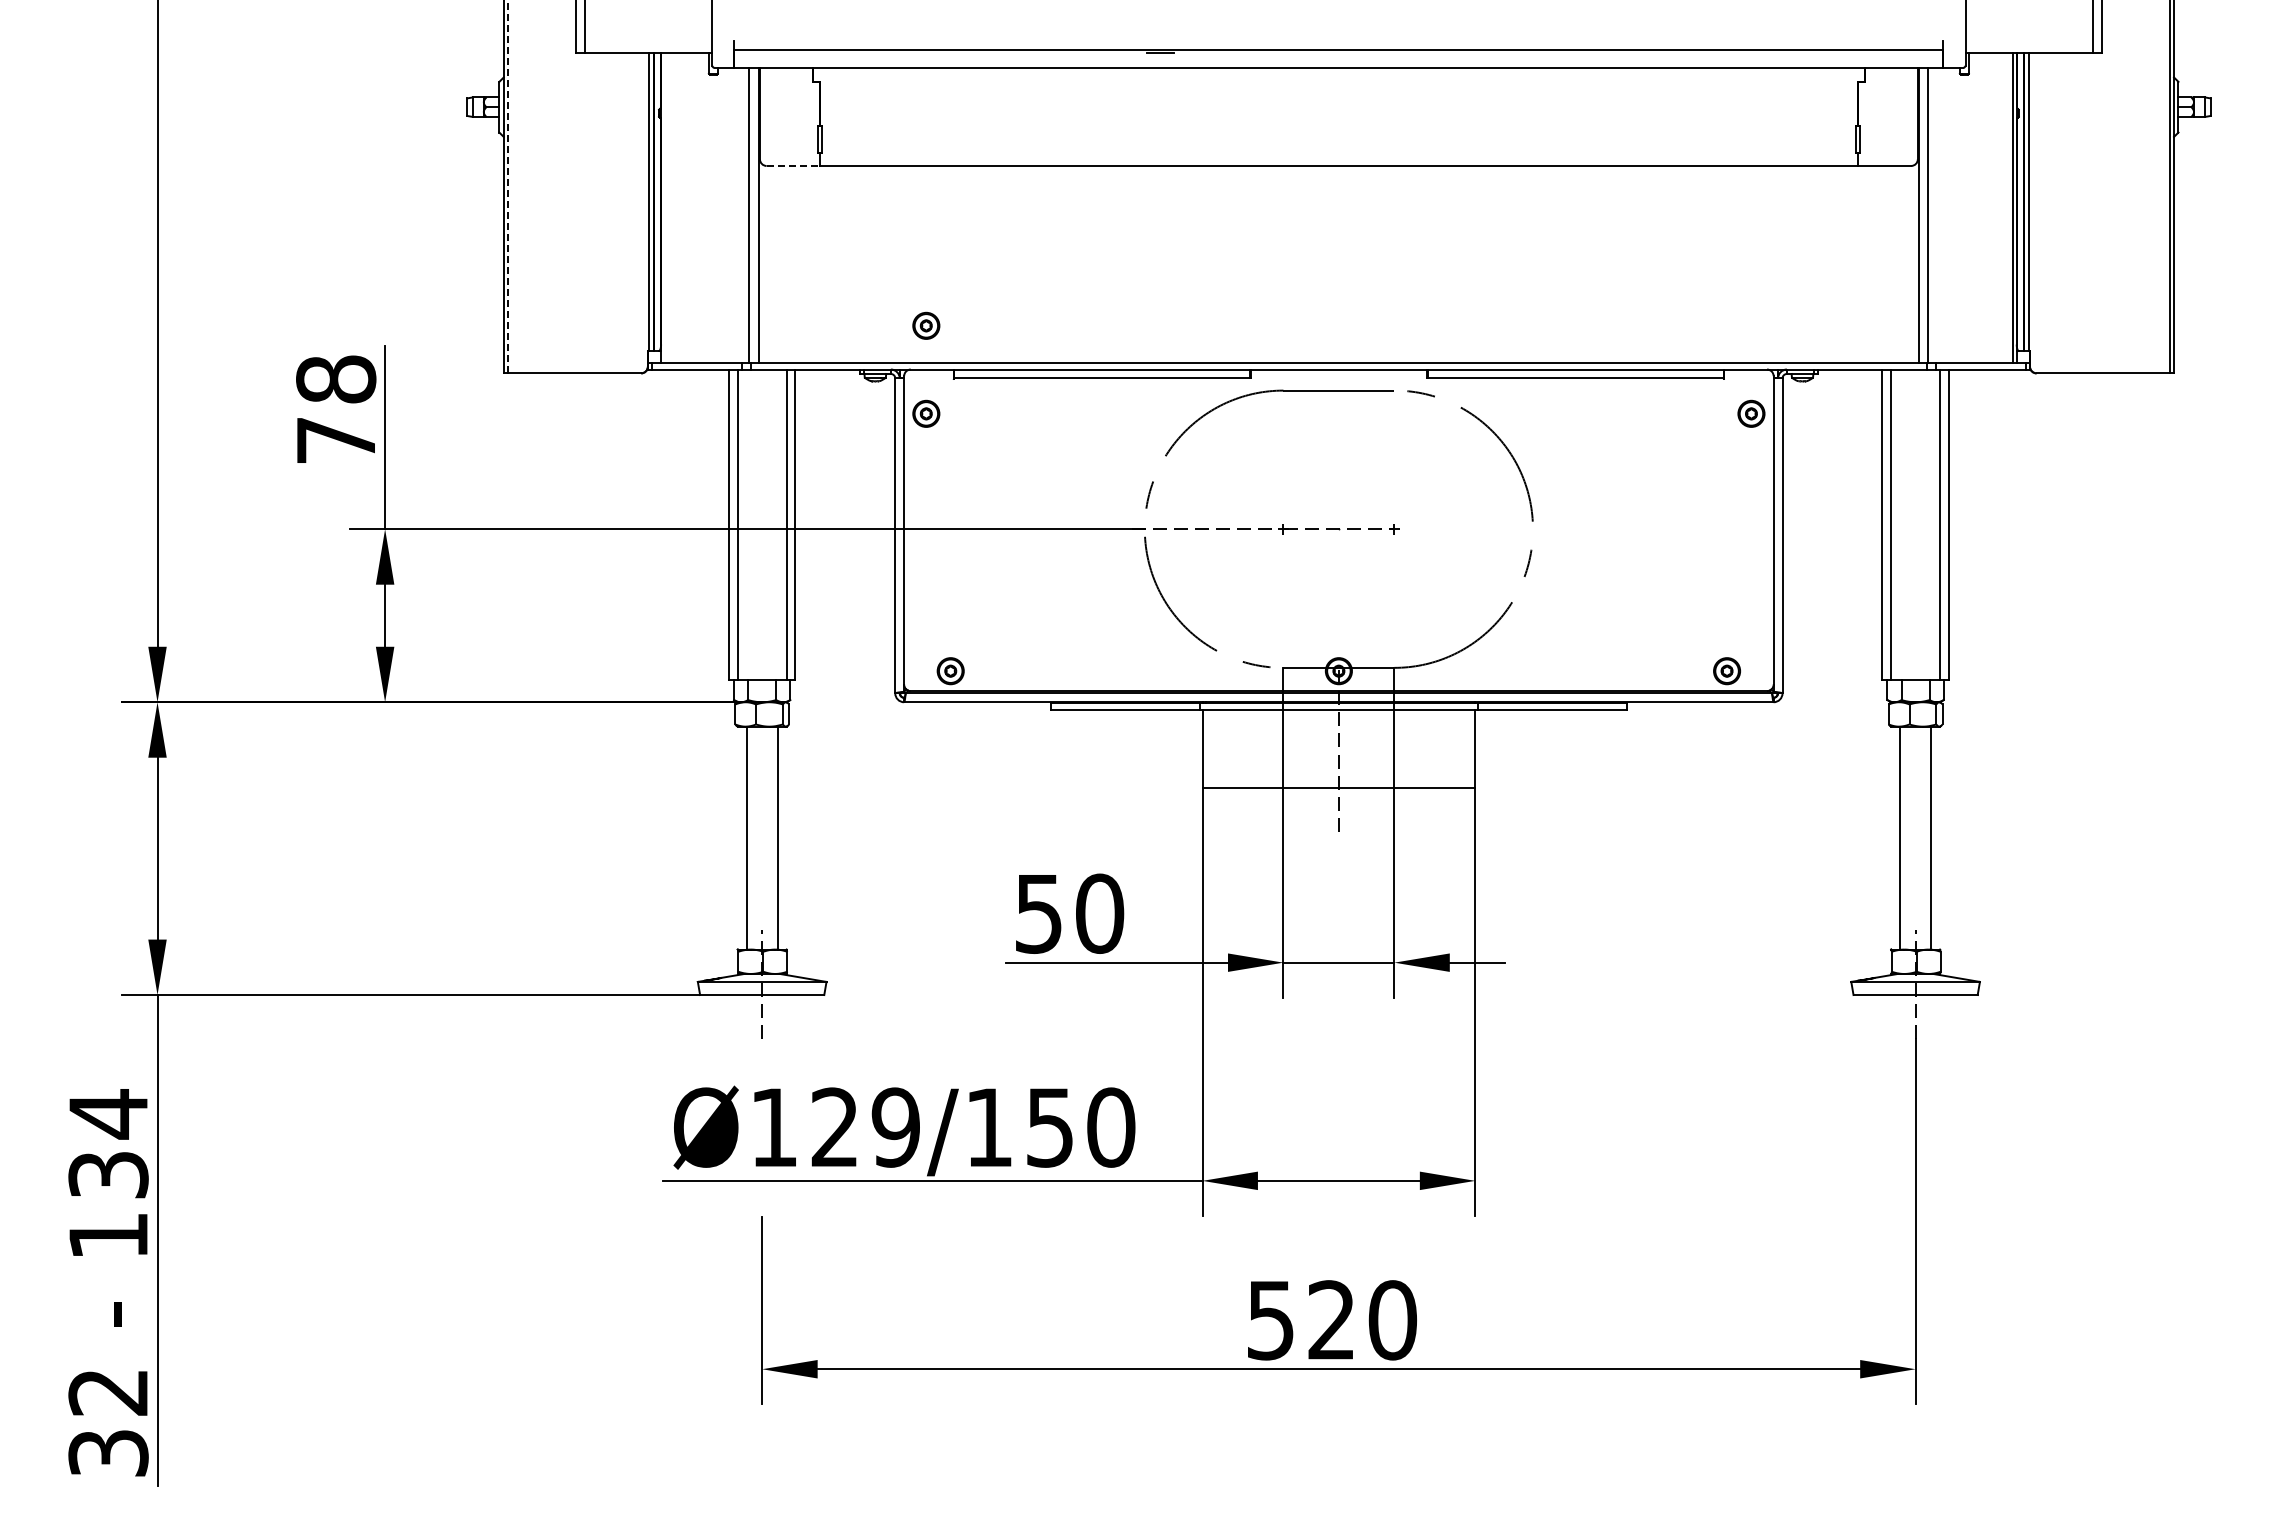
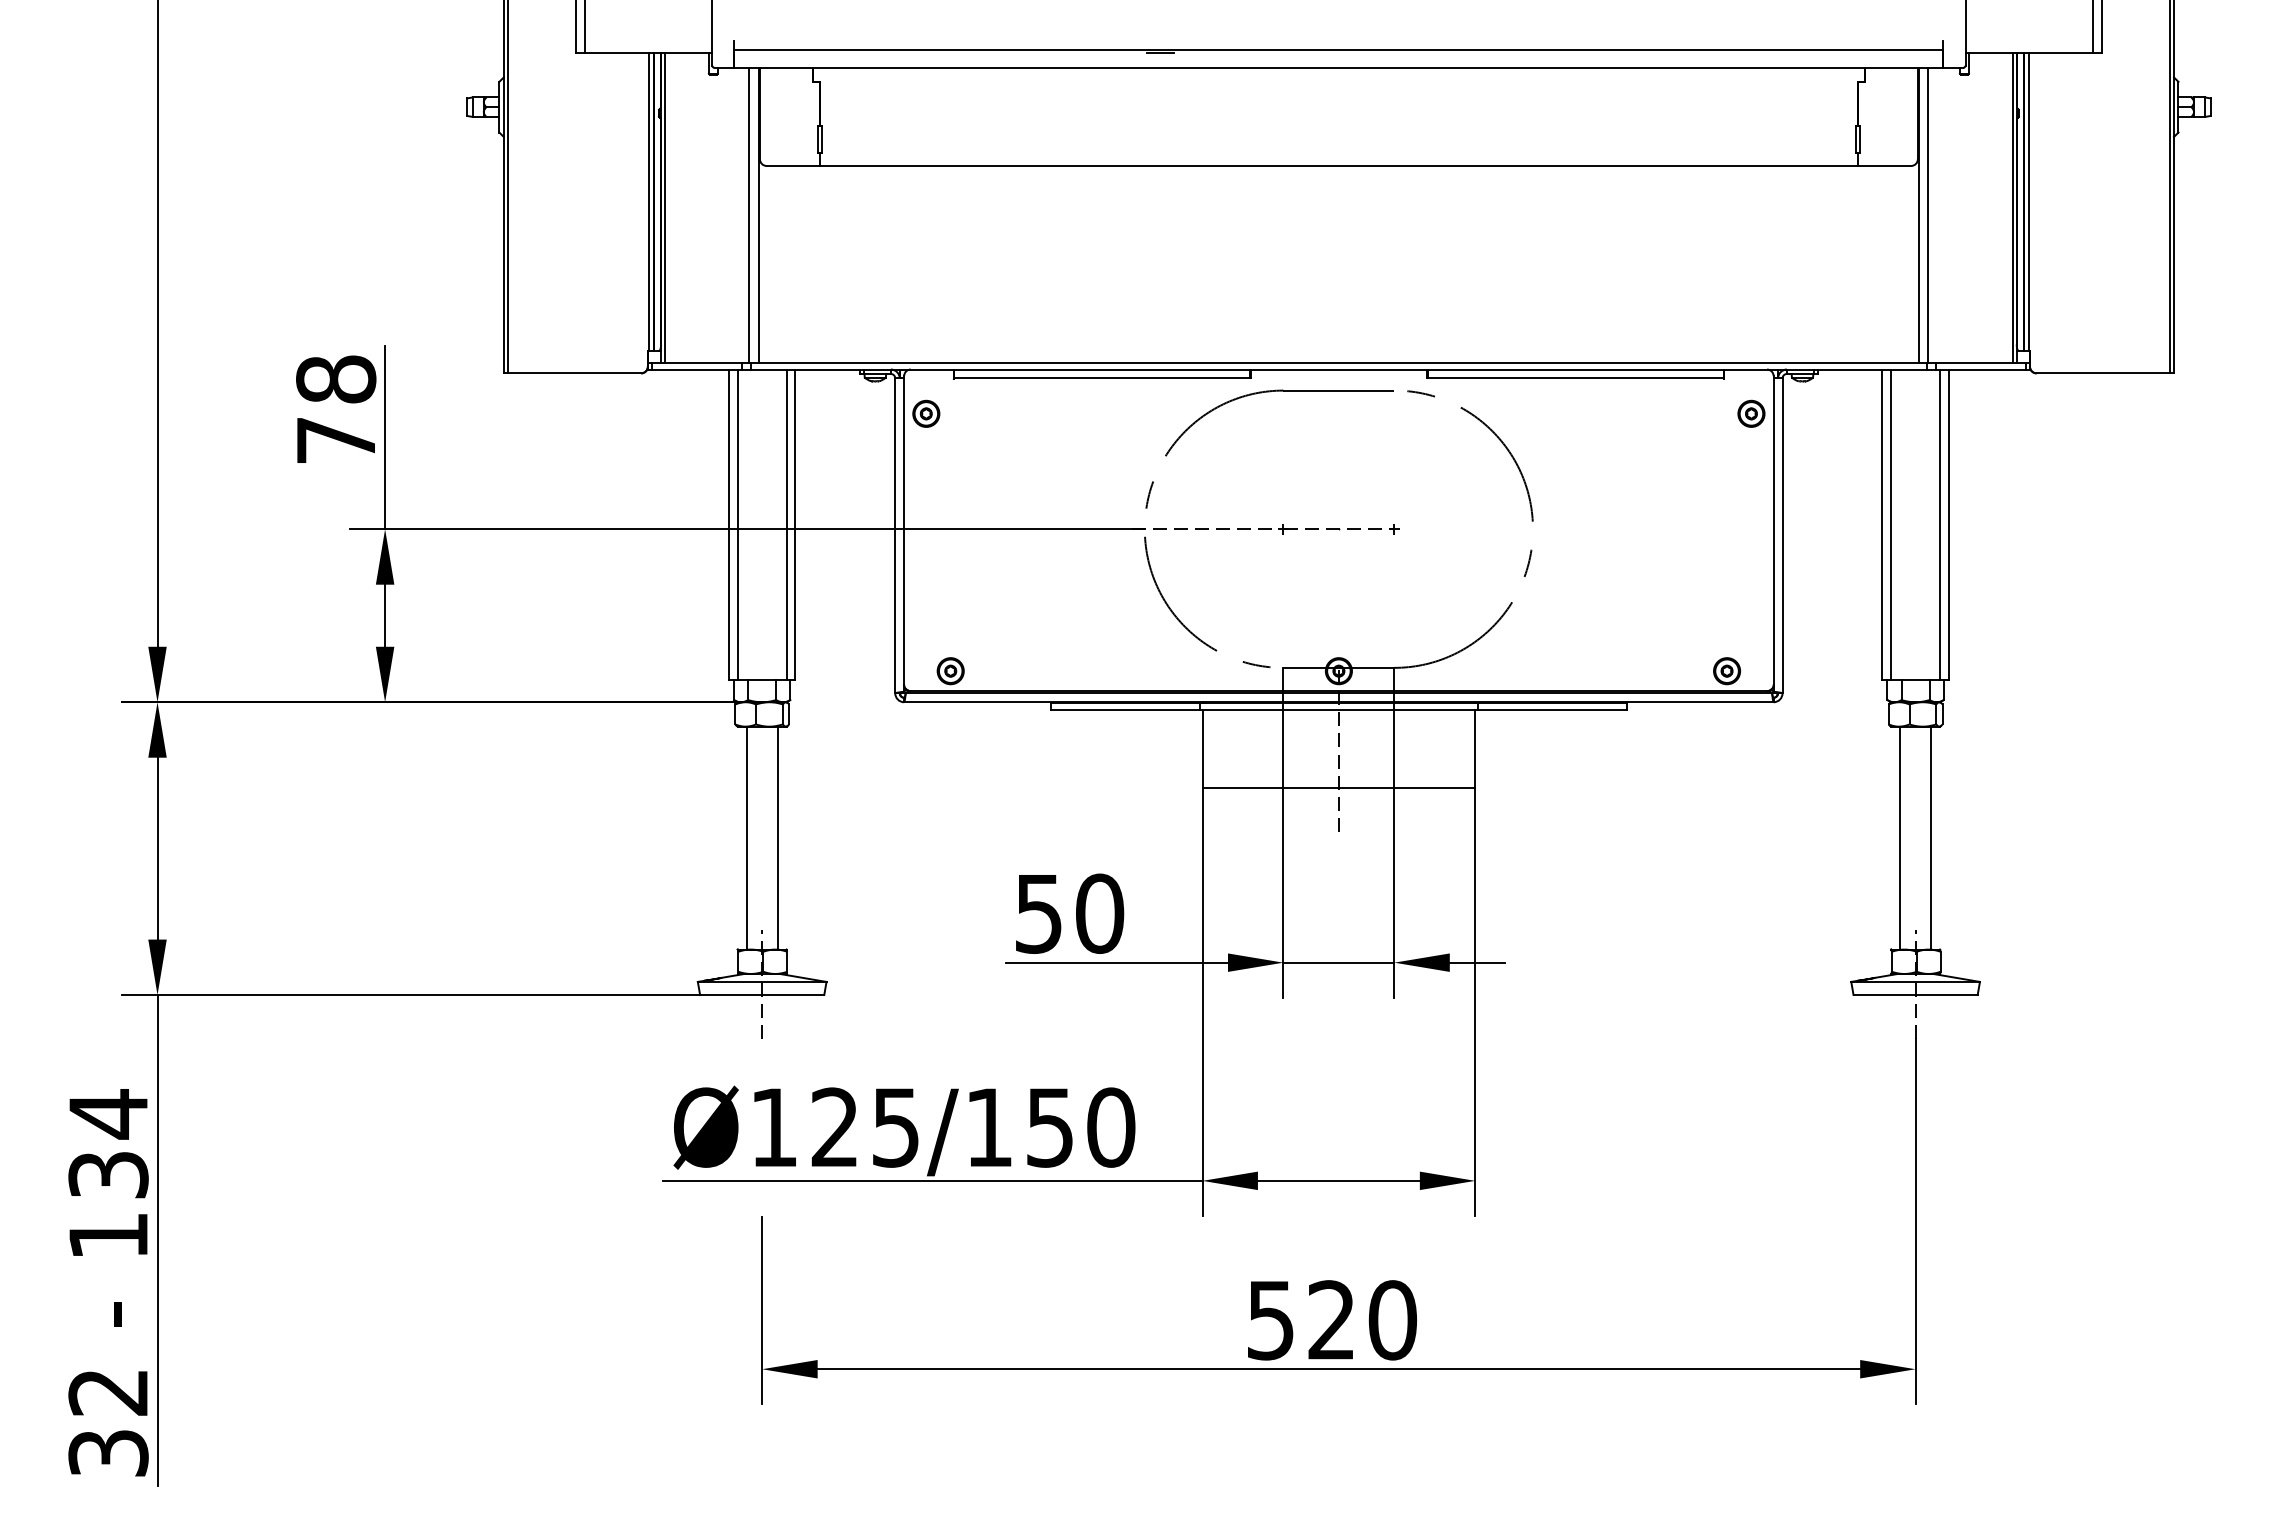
line: dashed -> solid (793, 165)
line: dashed -> solid (508, 186)
line: none -> present (665, 207)
part: present -> none (926, 325)
text: Ø129/150 -> Ø125/150 (895, 1127)
